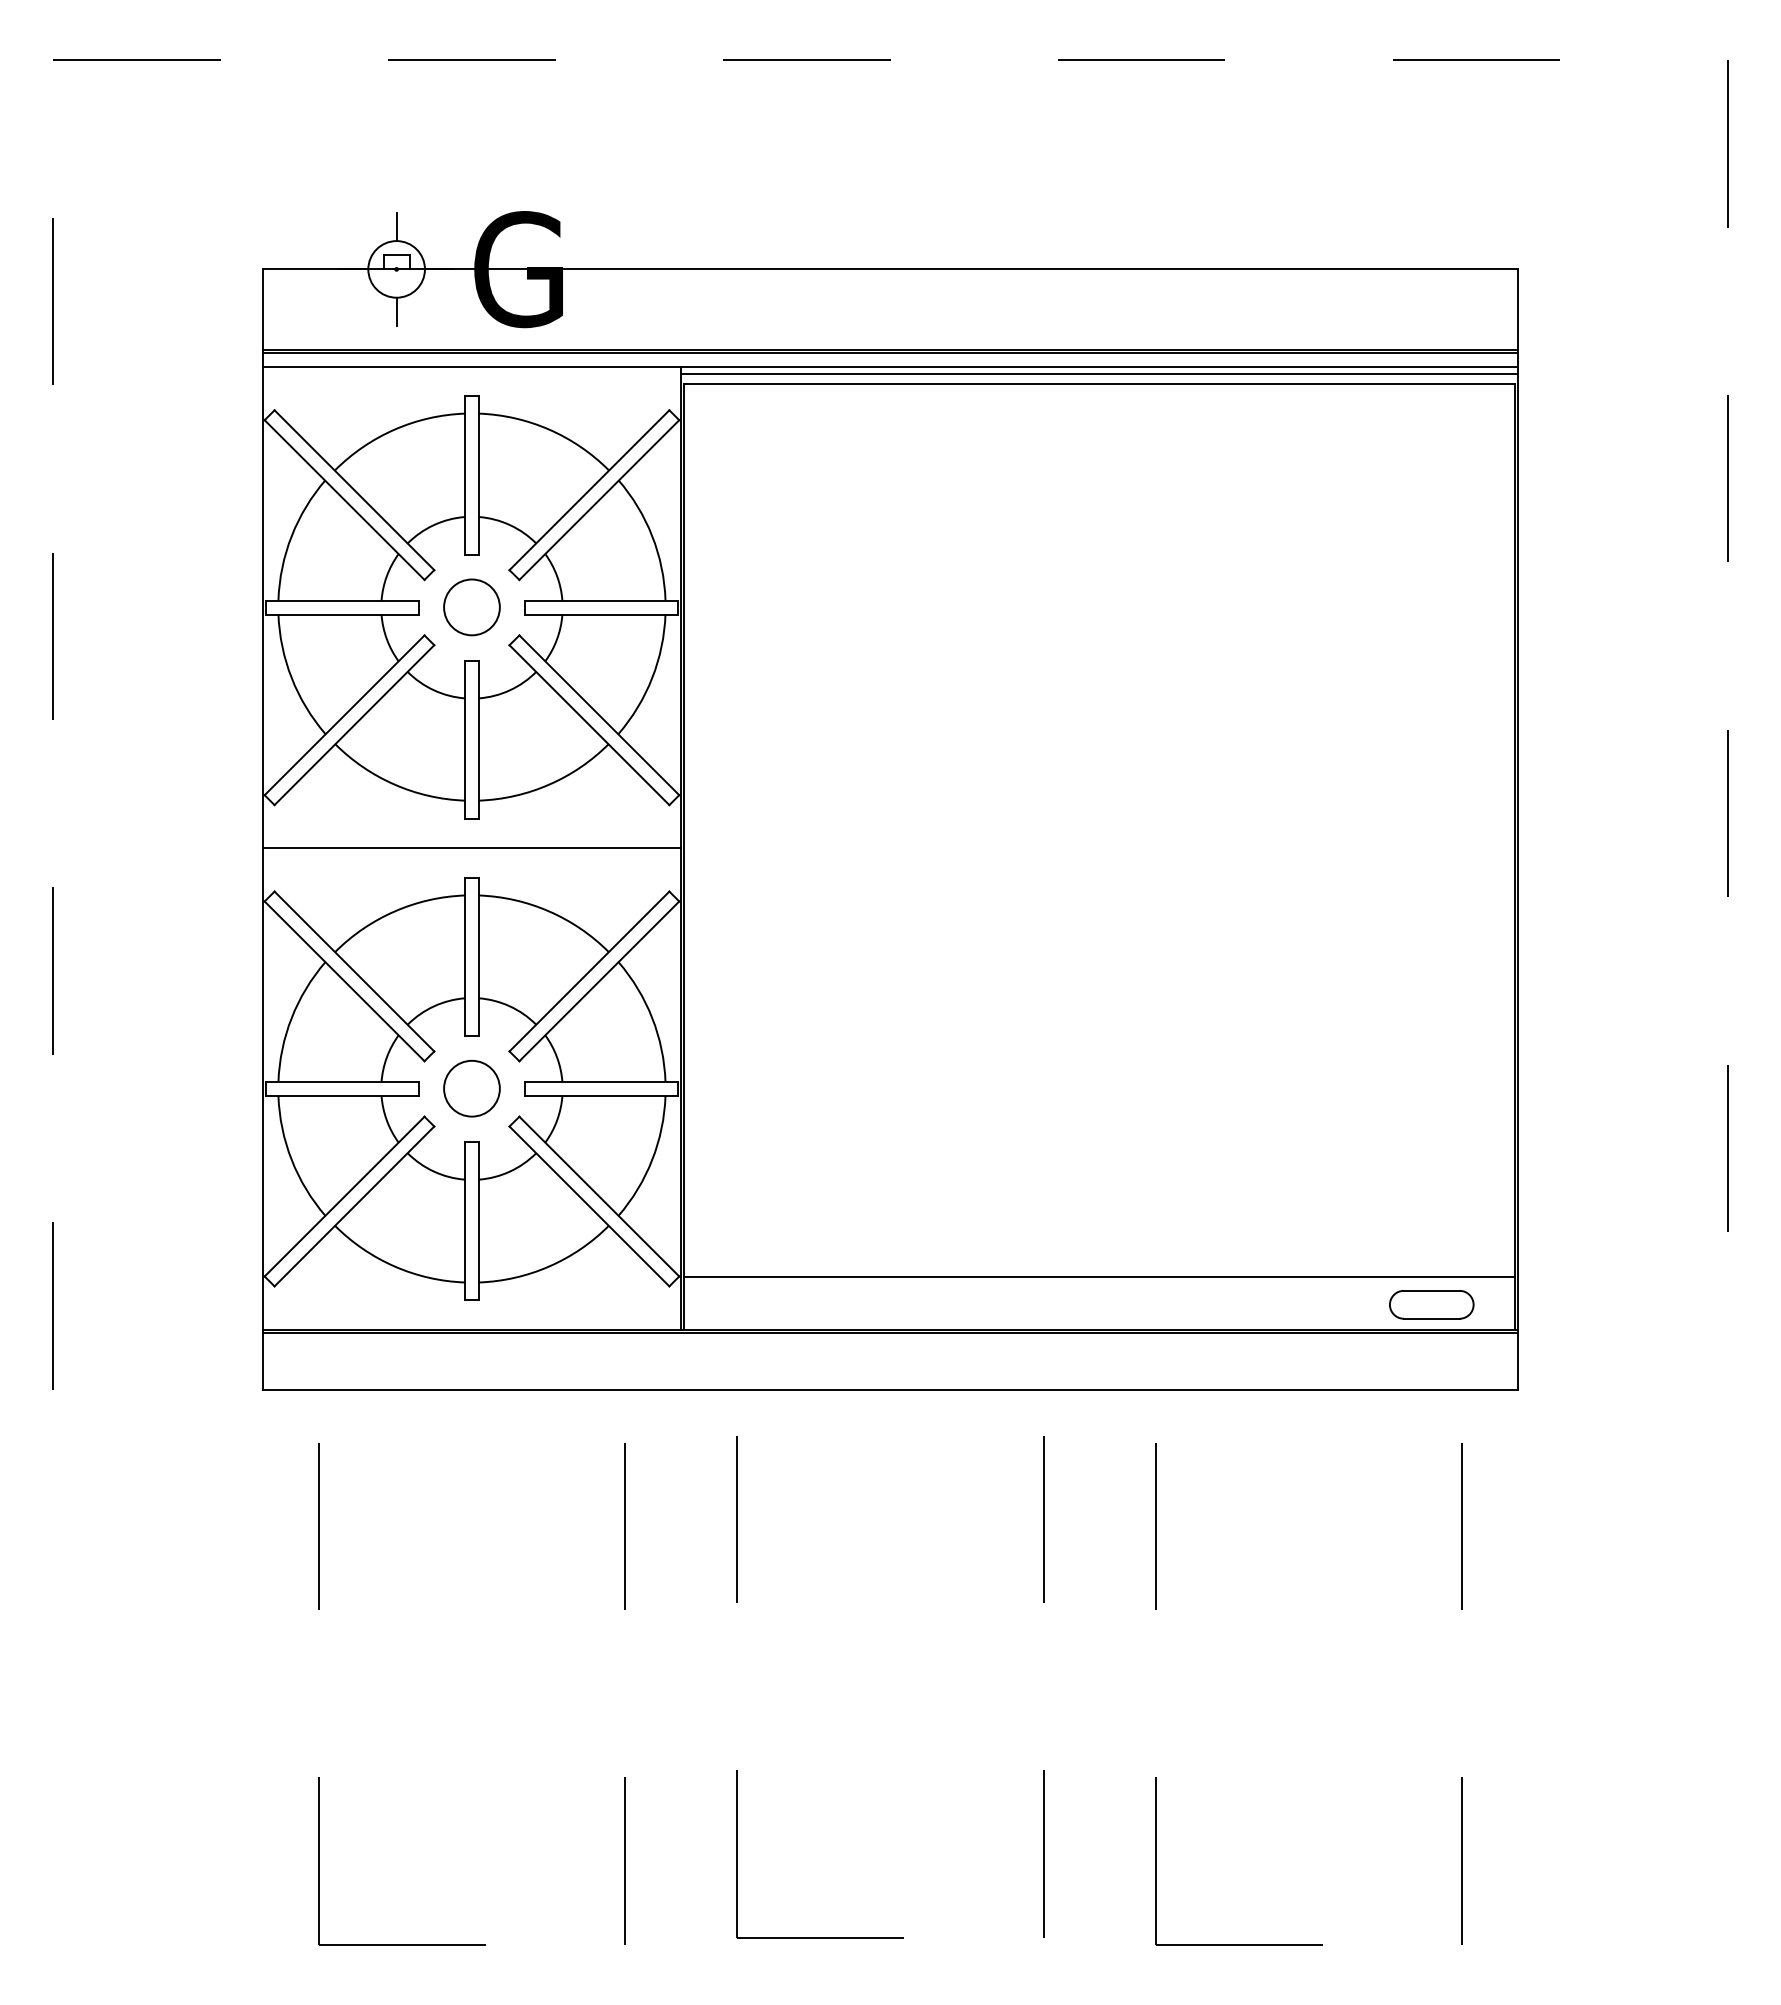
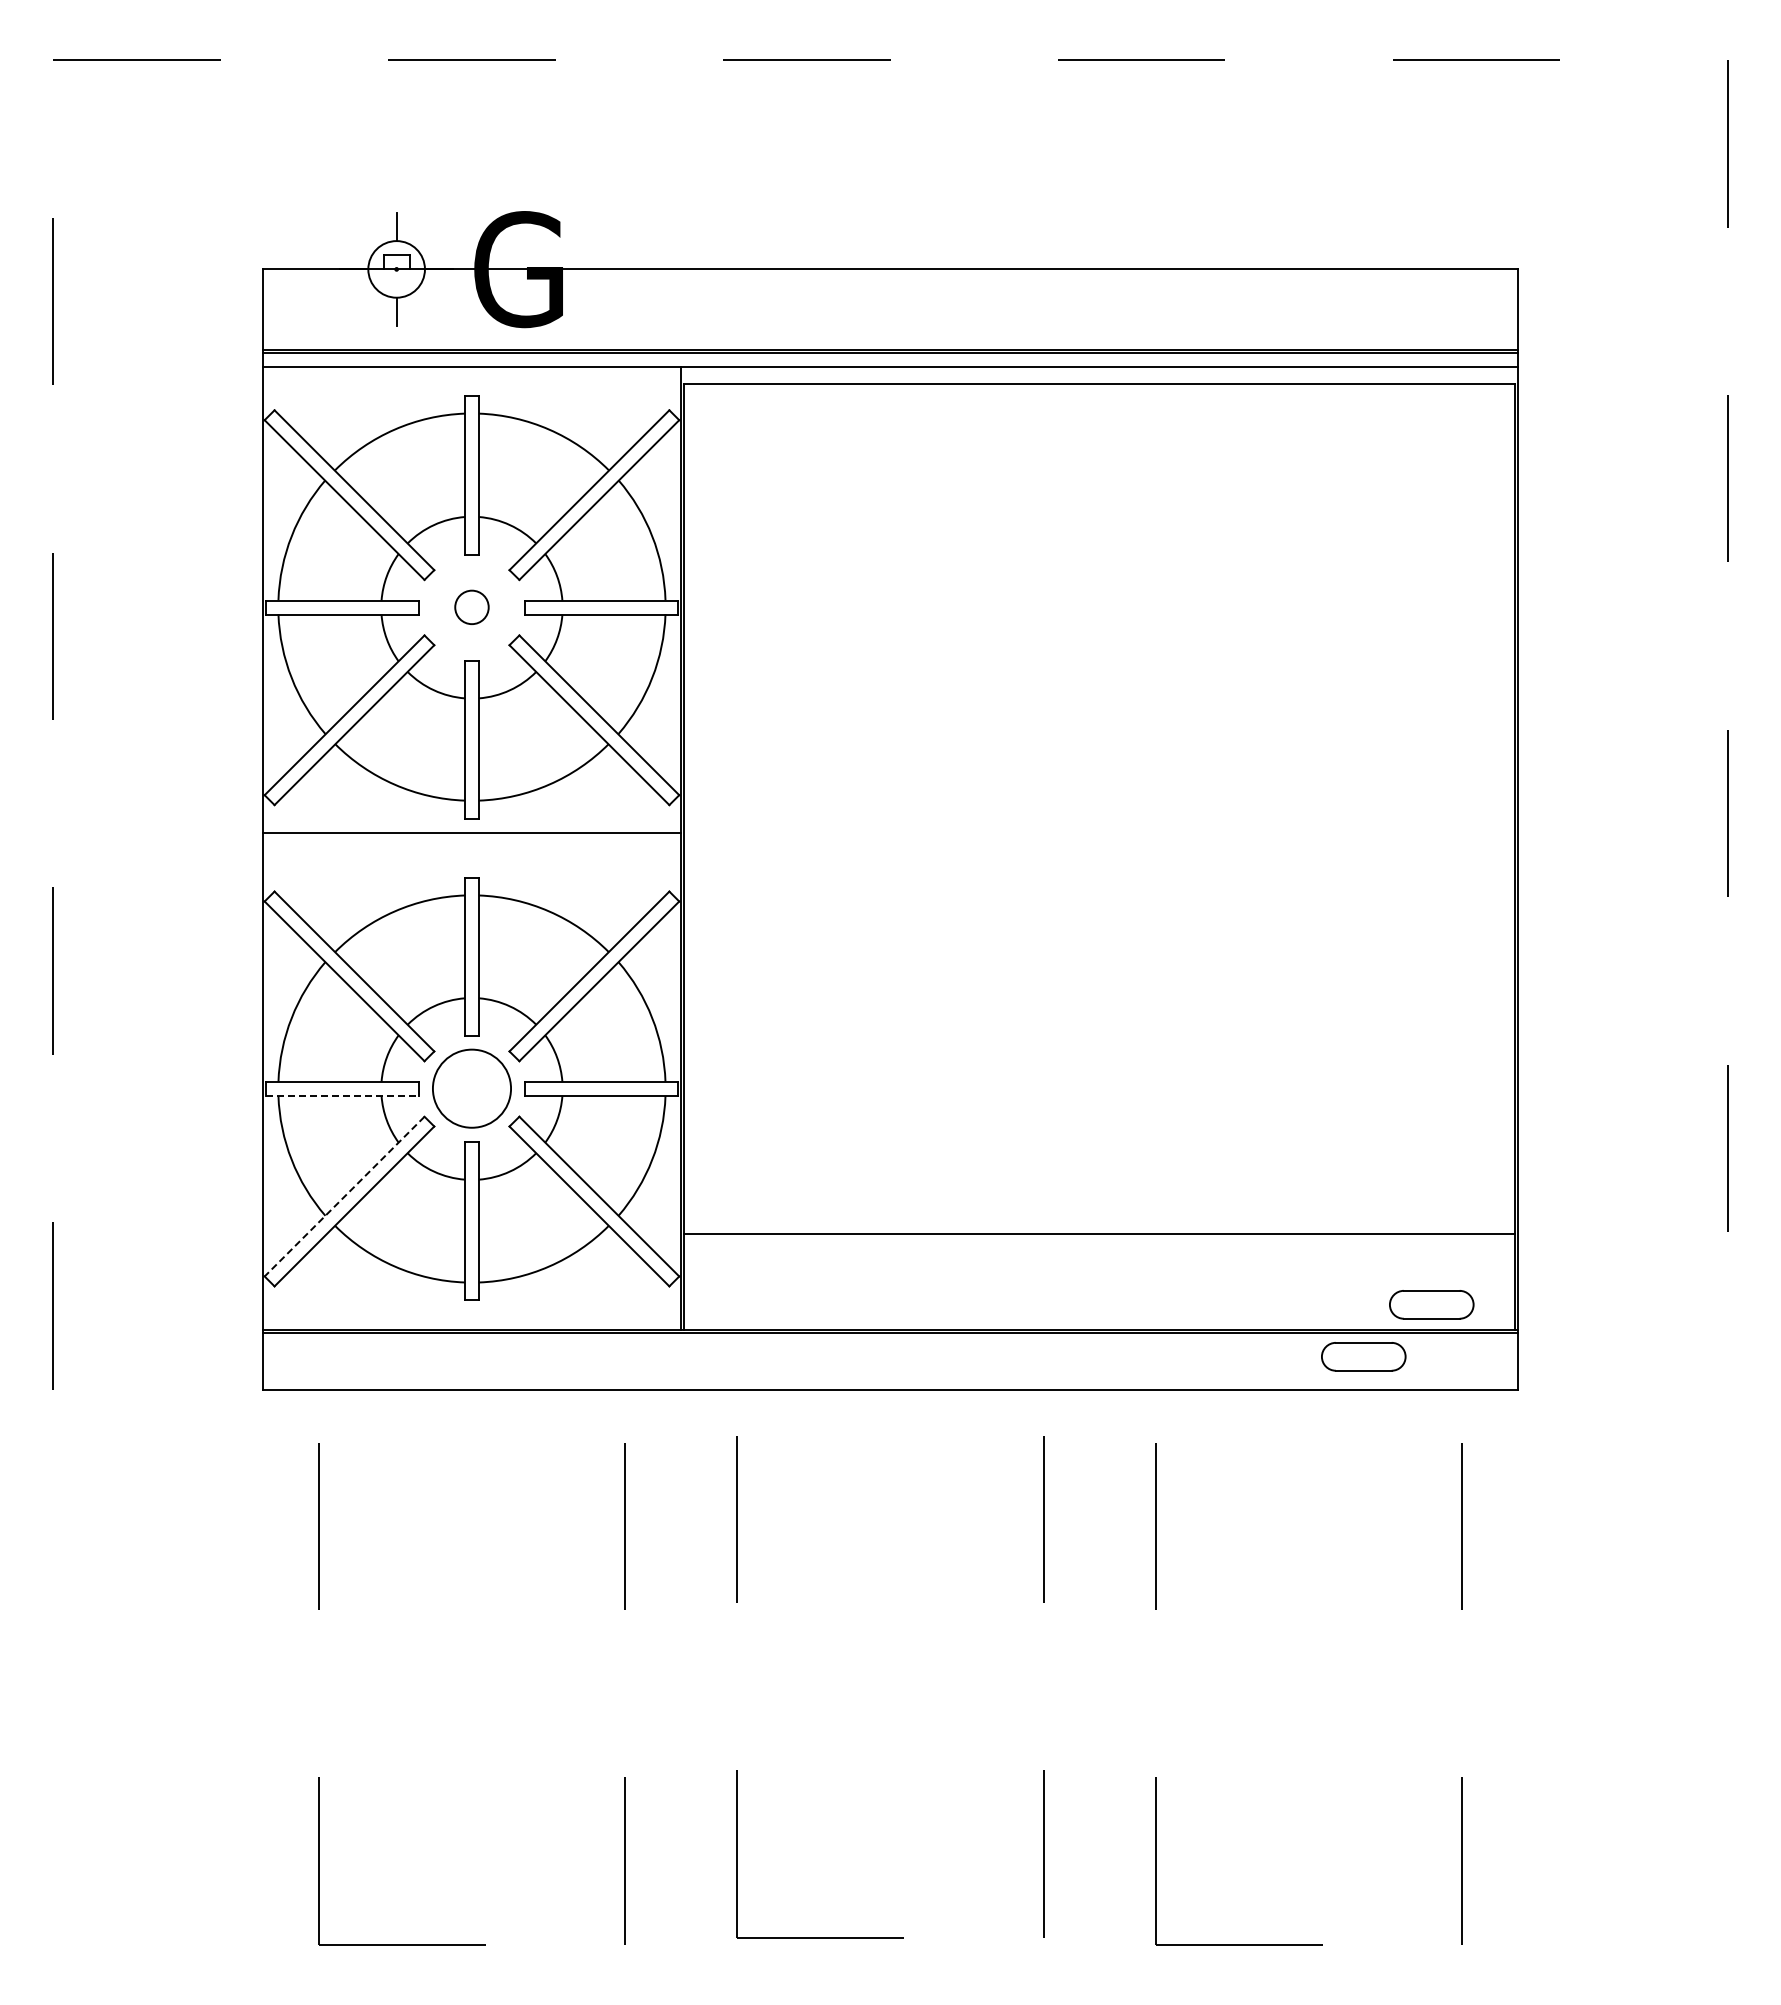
line: present -> none (1099, 374)
circle diameter: 56 px -> 33 px (471, 607)
line position: (471, 848) -> (471, 833) (471, 833)
circle diameter: 56 px -> 78 px (471, 1088)
line: solid -> dashed (342, 1095)
line: solid -> dashed (344, 1196)
line position: (1099, 1276) -> (1099, 1233) (1099, 1233)
part: none -> present (1363, 1356)
